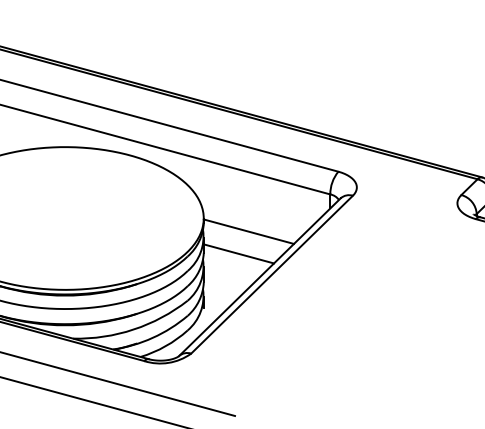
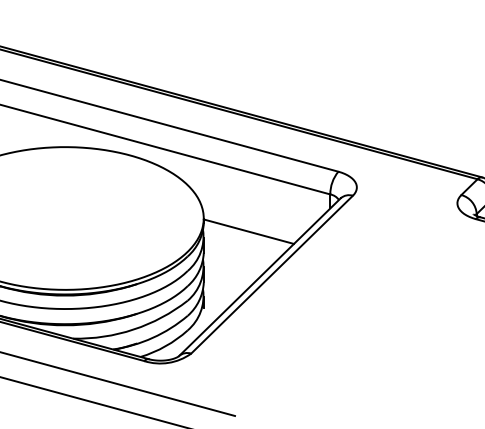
line: present -> none (238, 253)
